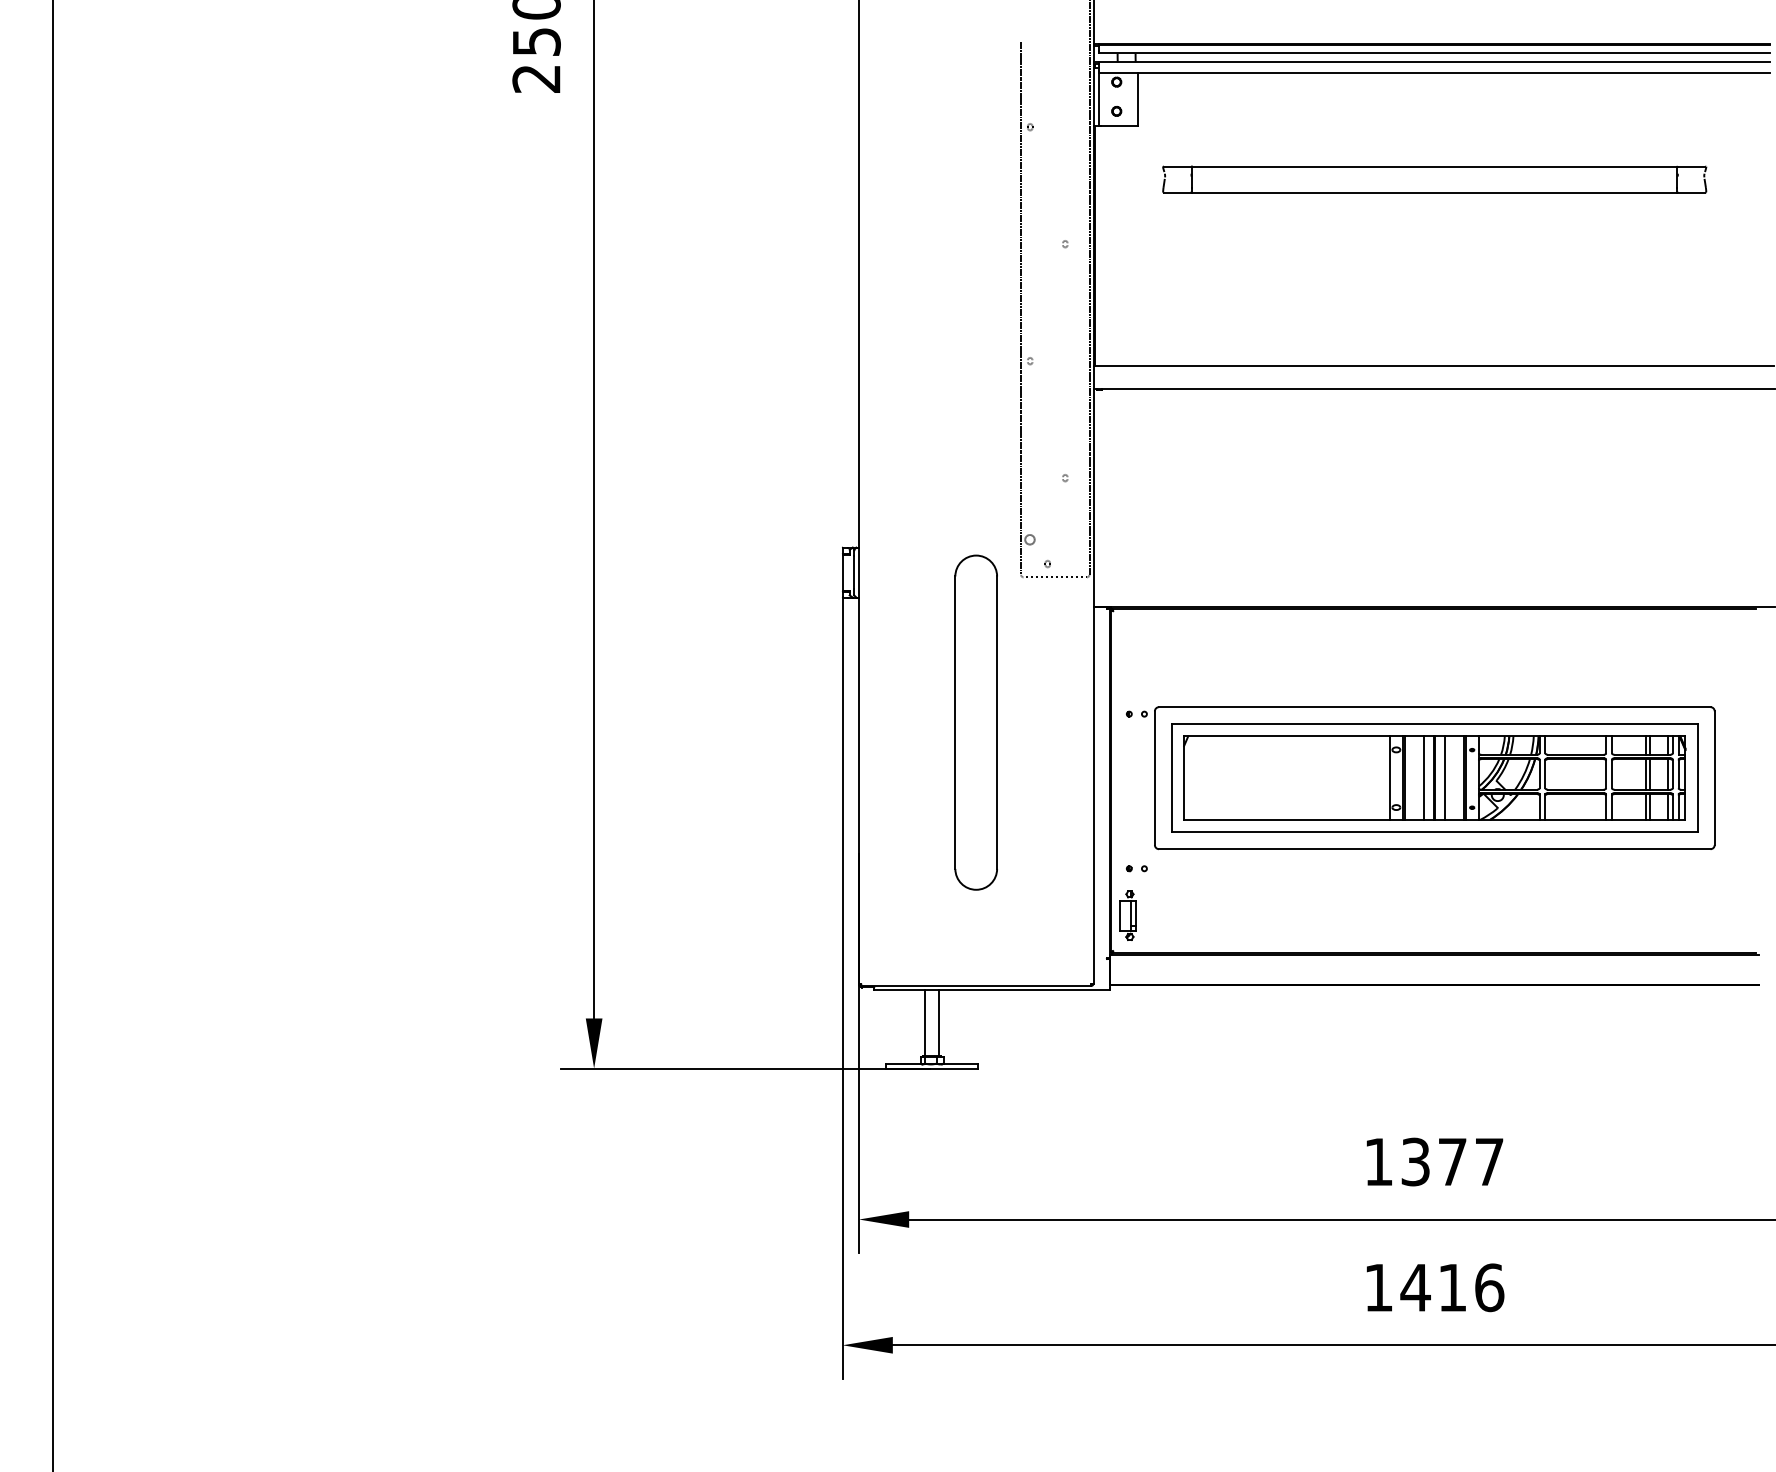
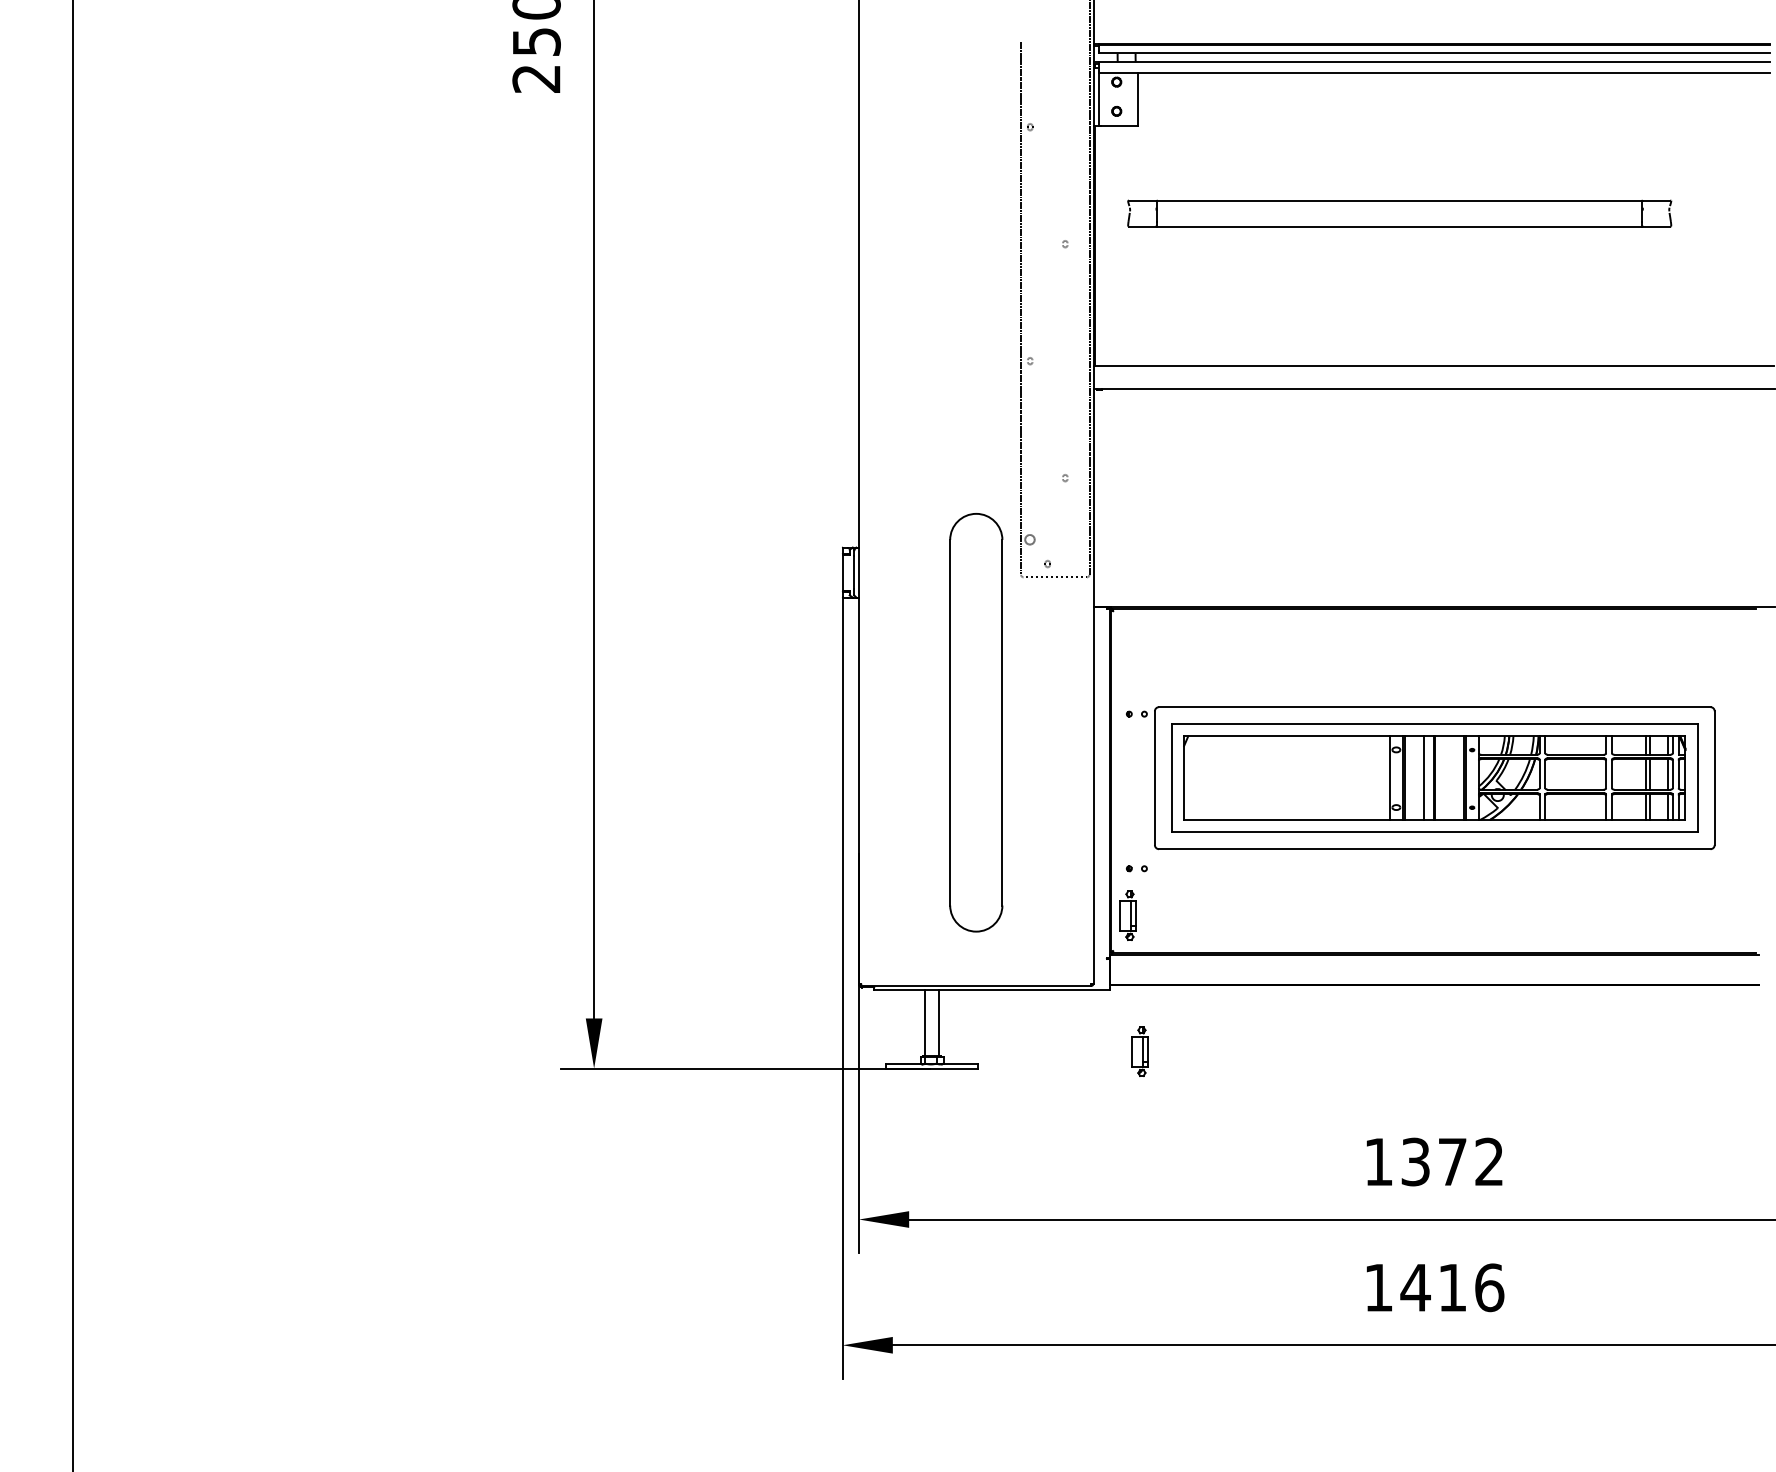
part position: (1434, 179) -> (1399, 213) (1399, 213)
part size: 44x337 px -> 55x420 px (976, 722)
line position: (53, 735) -> (73, 735) (73, 735)
line: present -> none (1444, 777)
part: none -> present (1139, 1051)
text: 1377 -> 1372 (1489, 1161)
